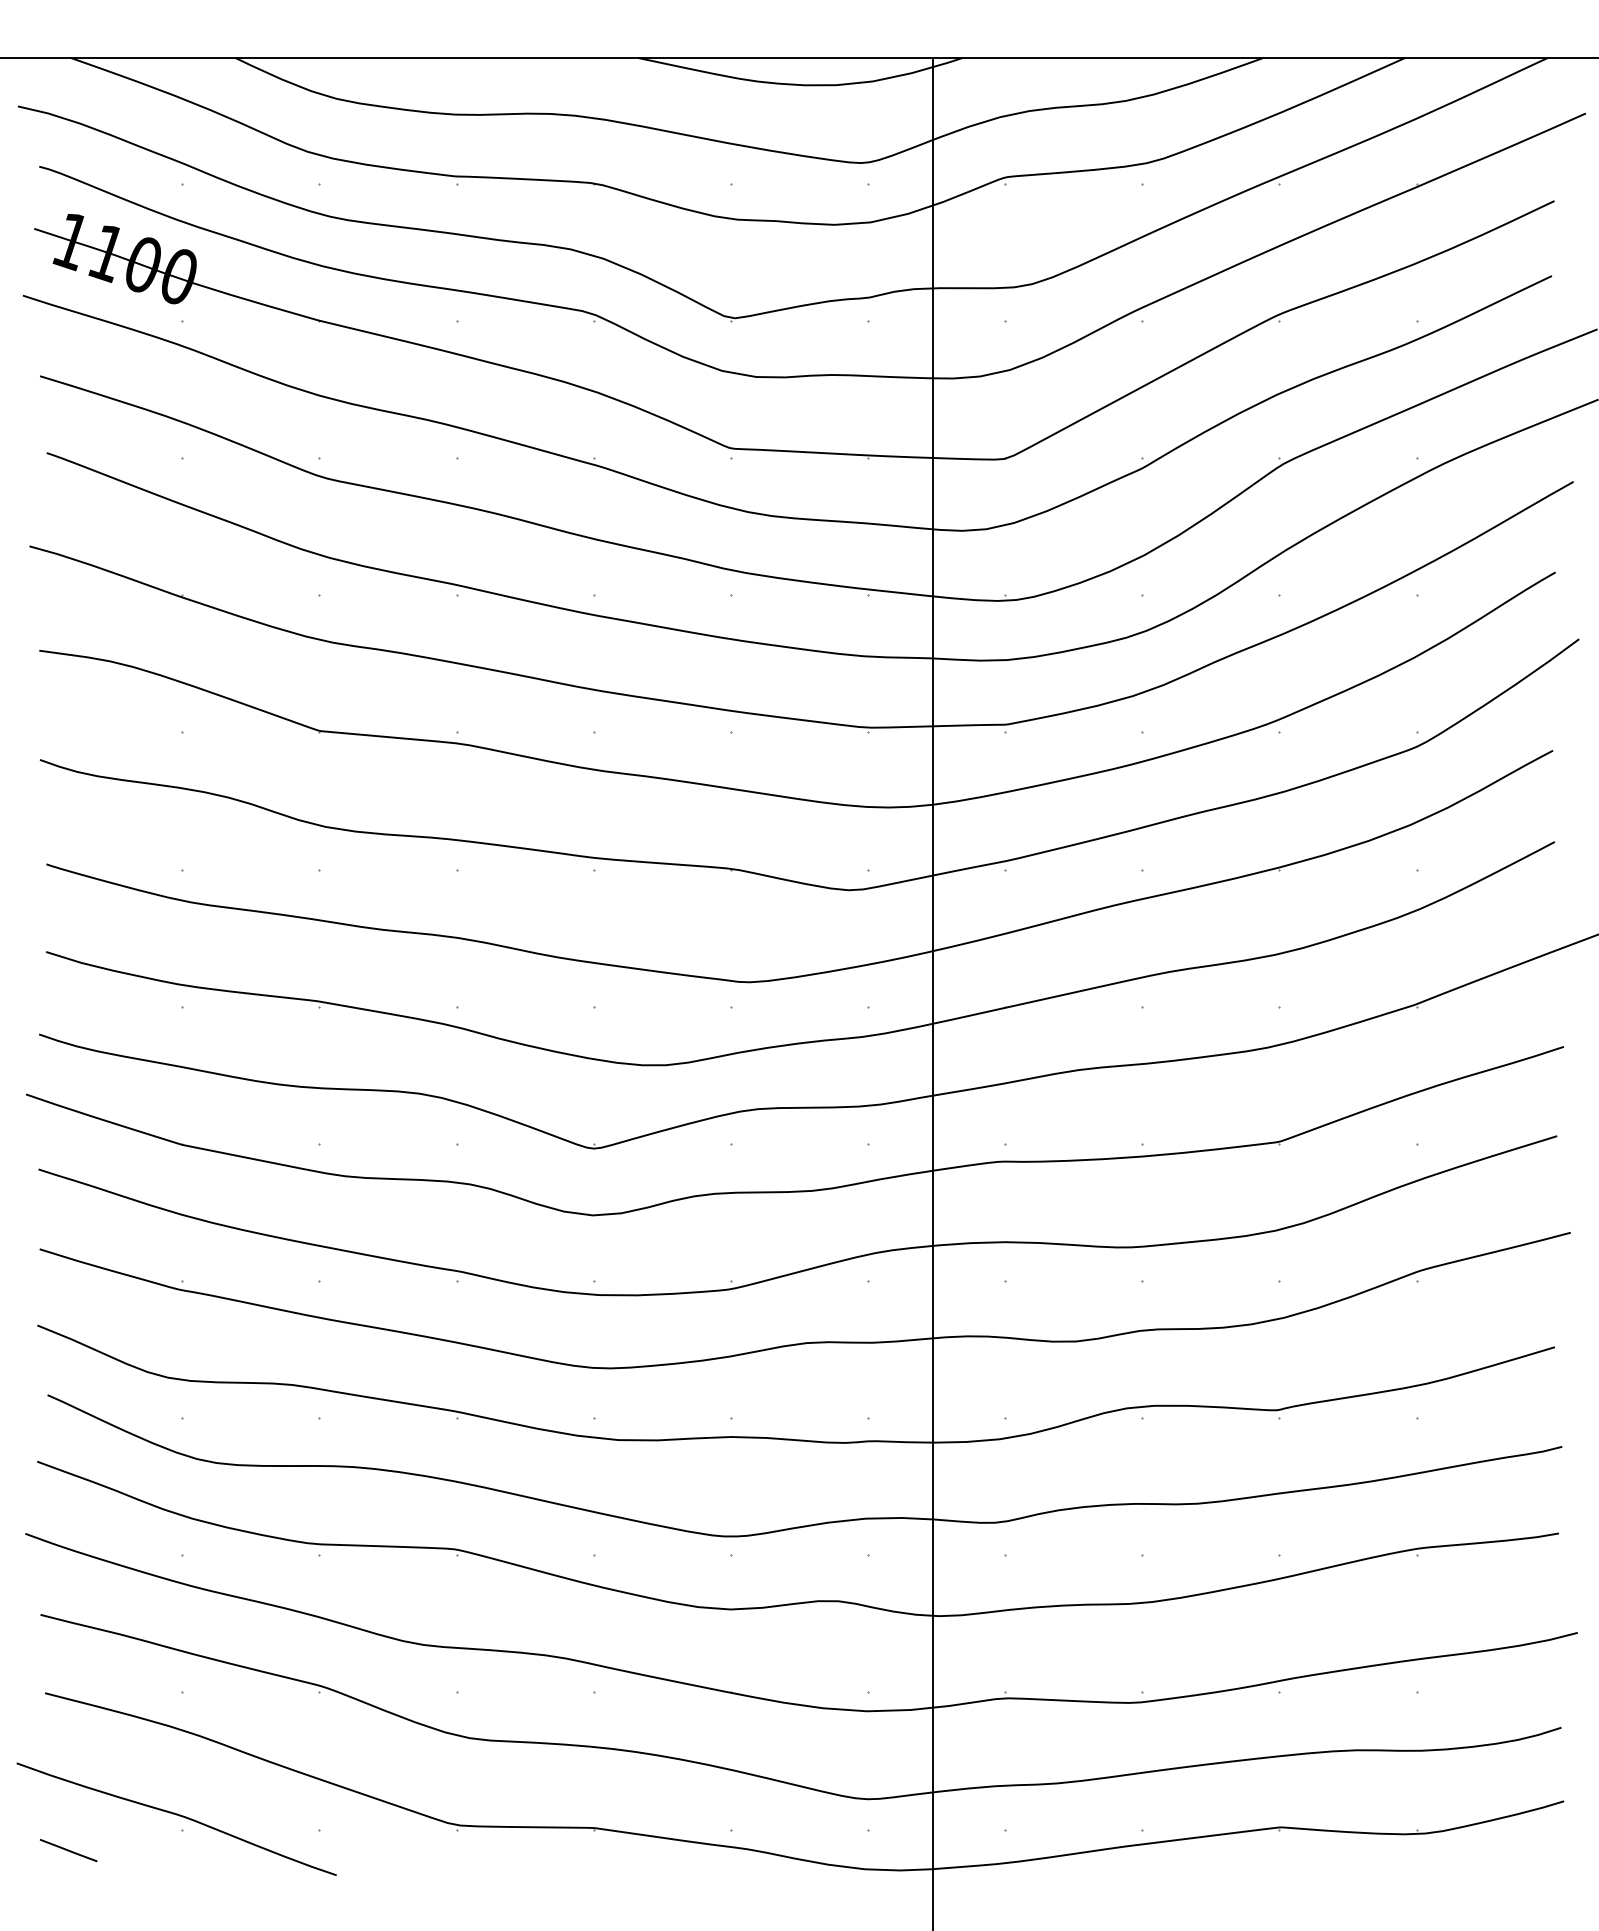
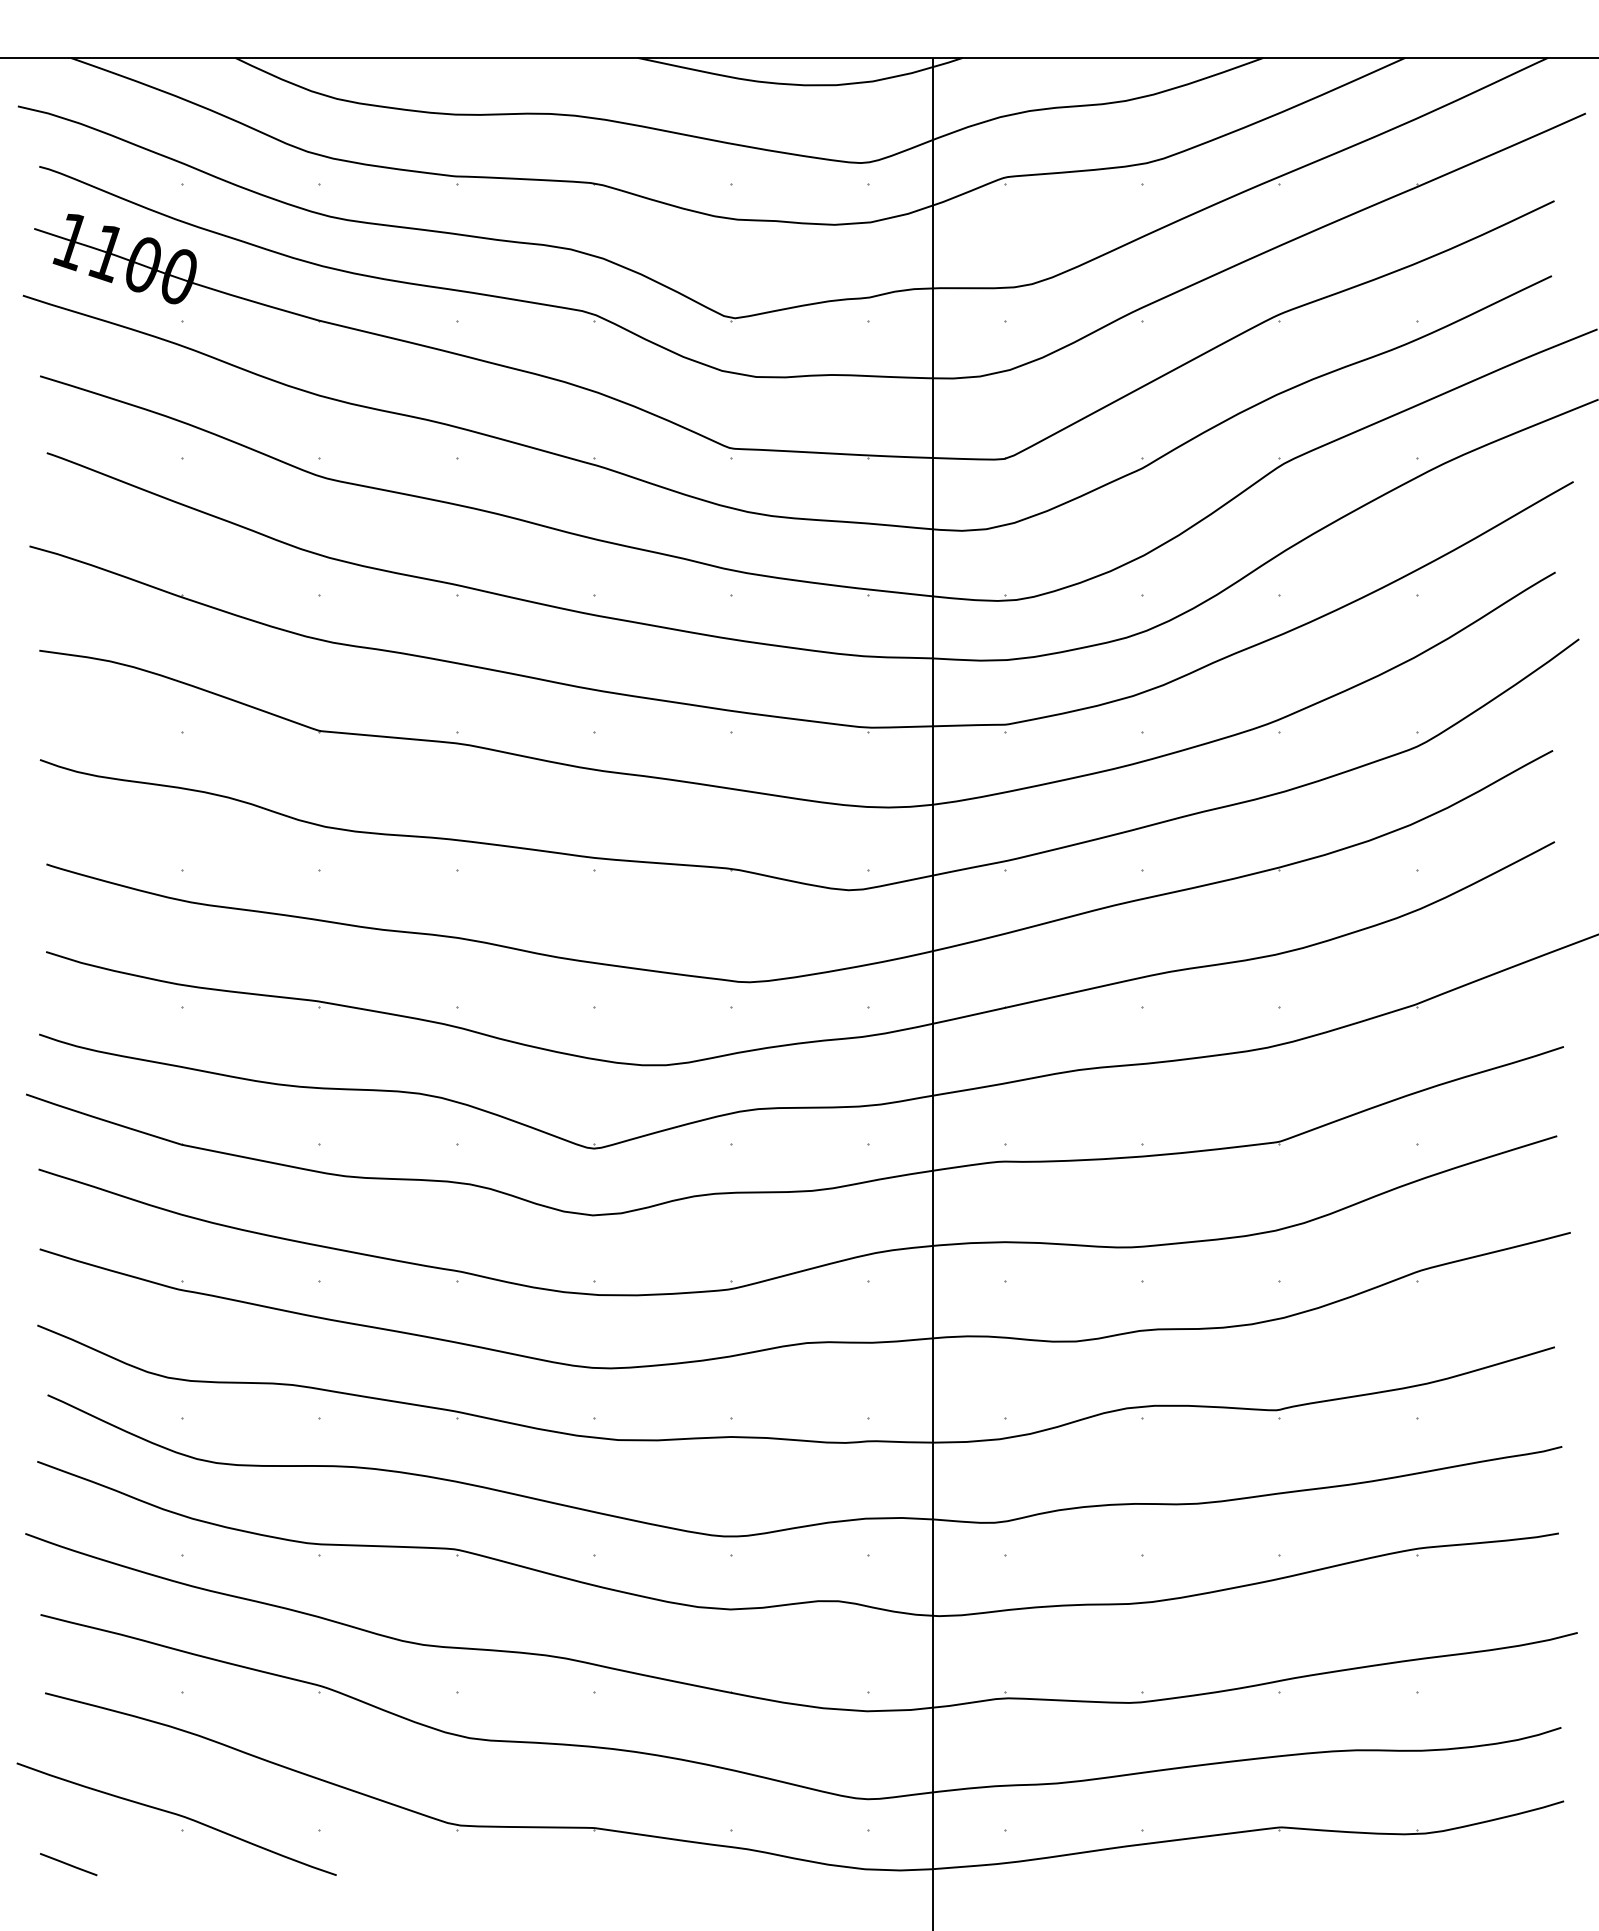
line position: (68, 1850) -> (68, 1864) (68, 1864)
